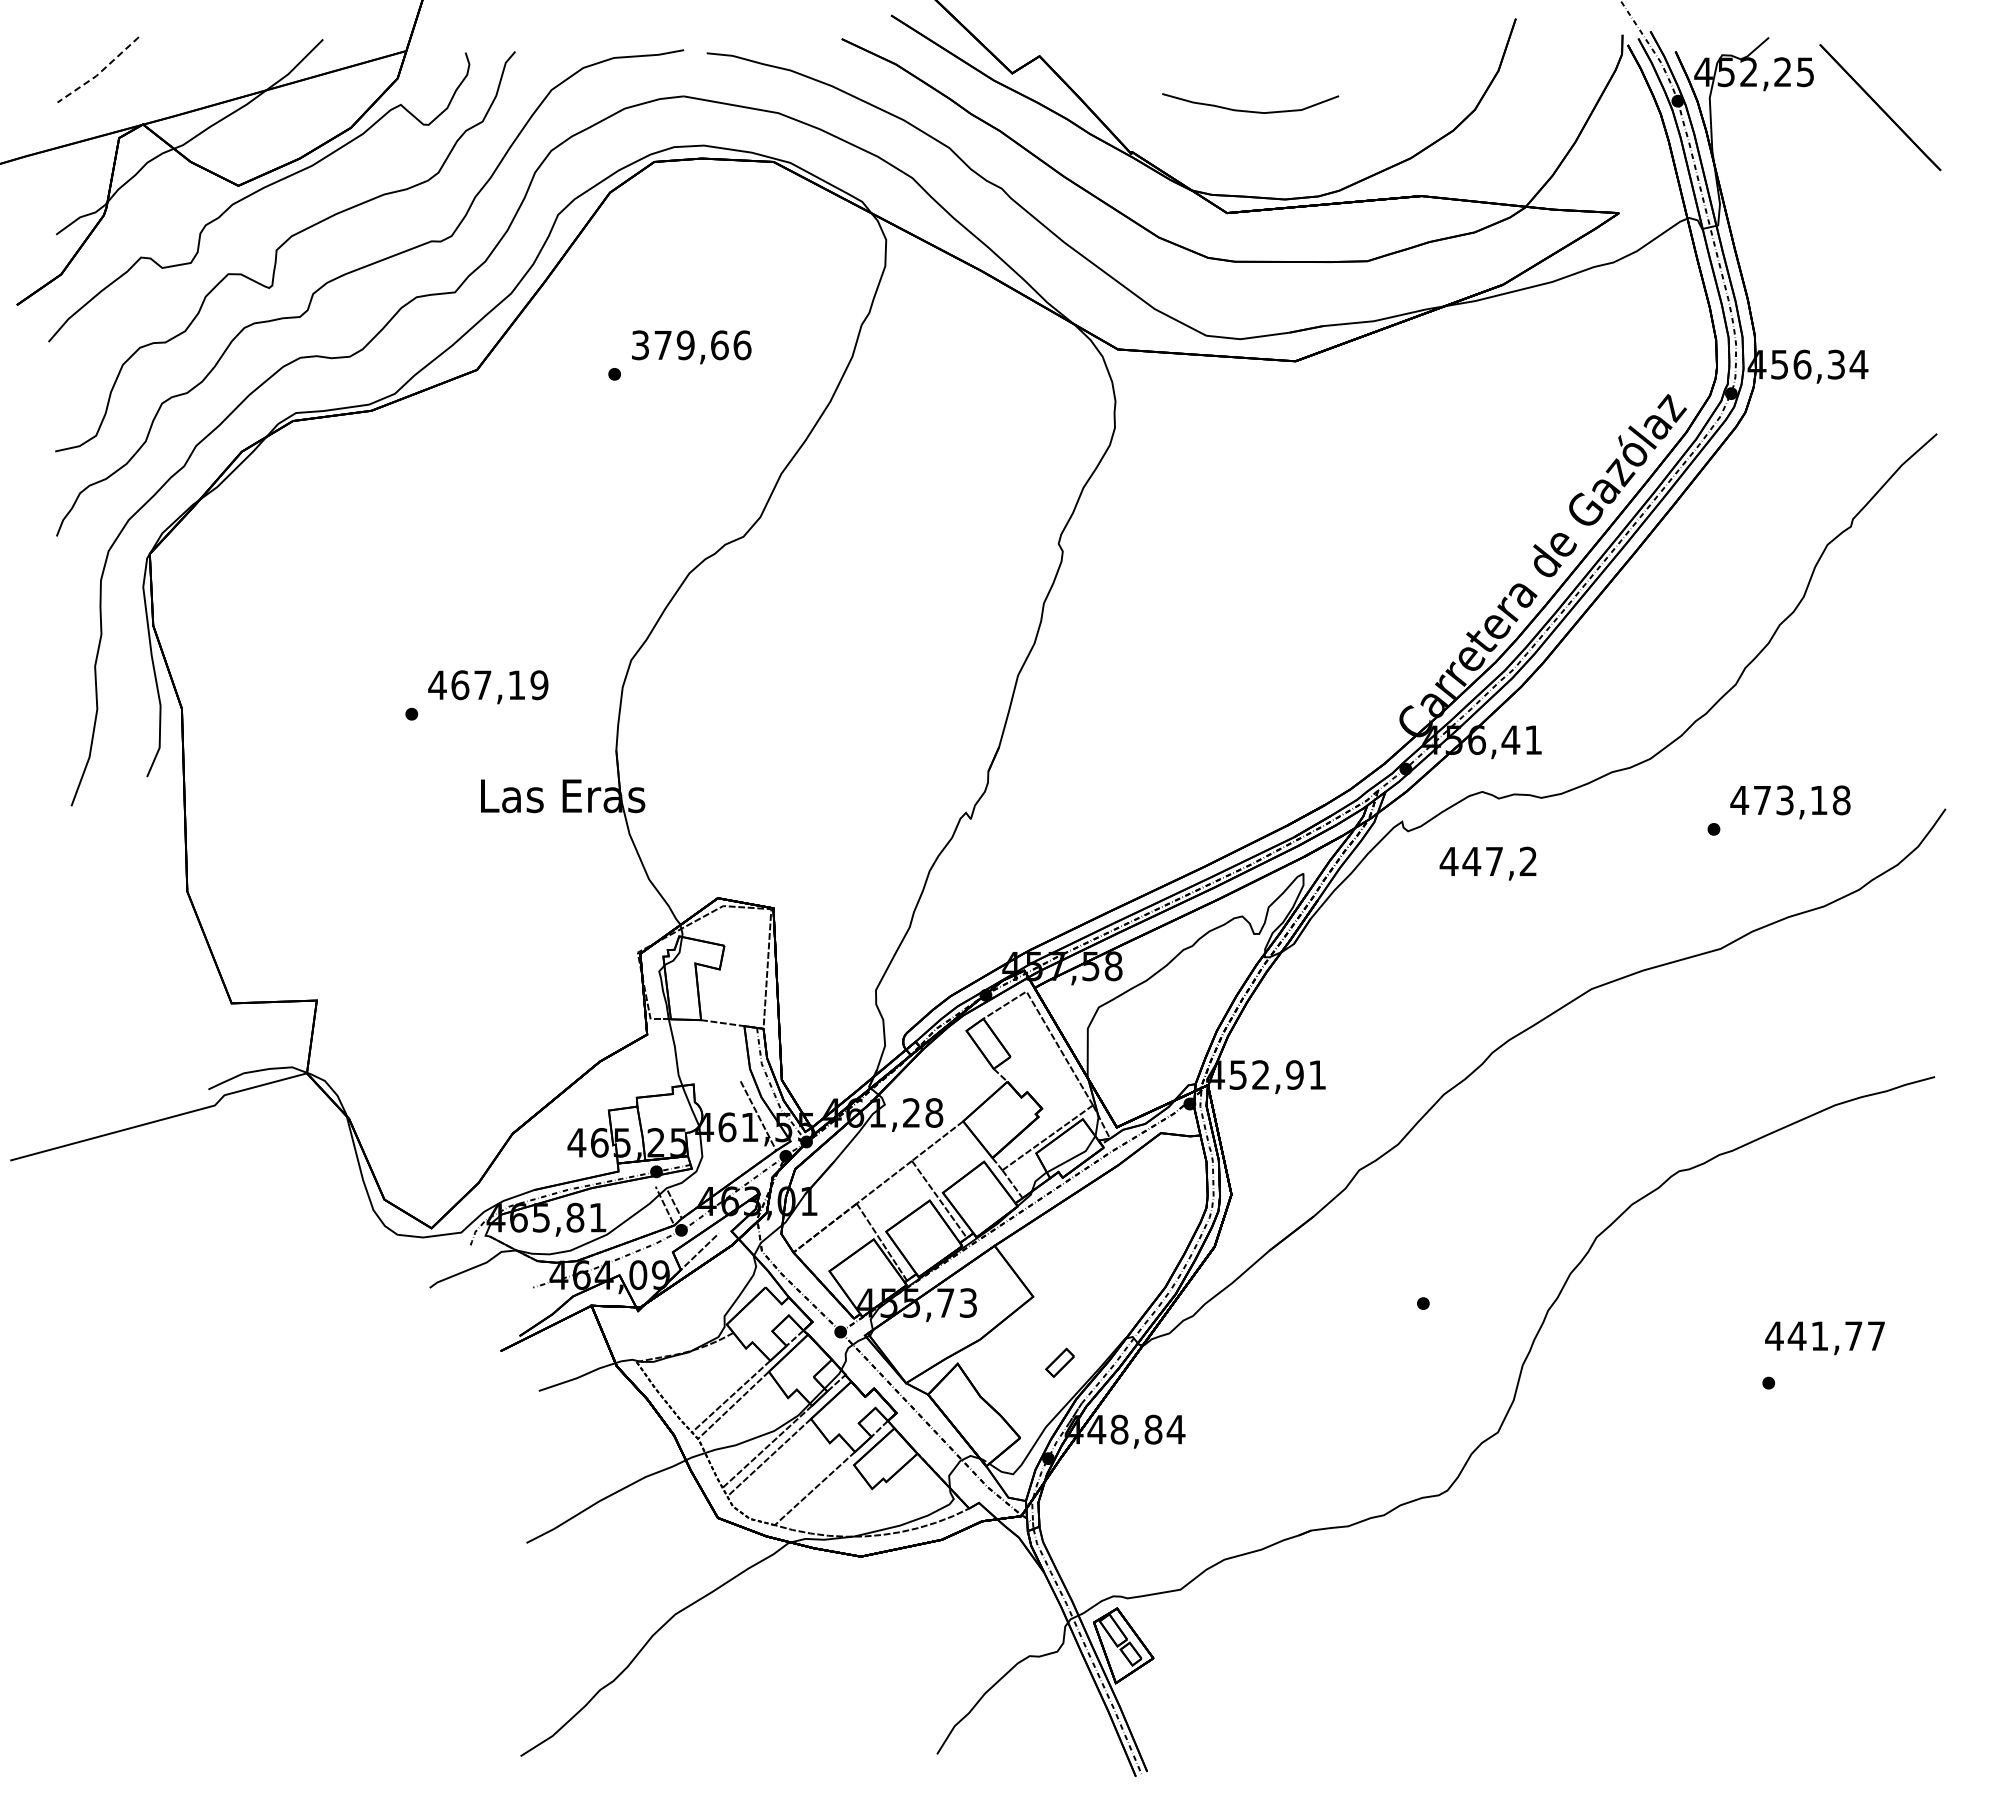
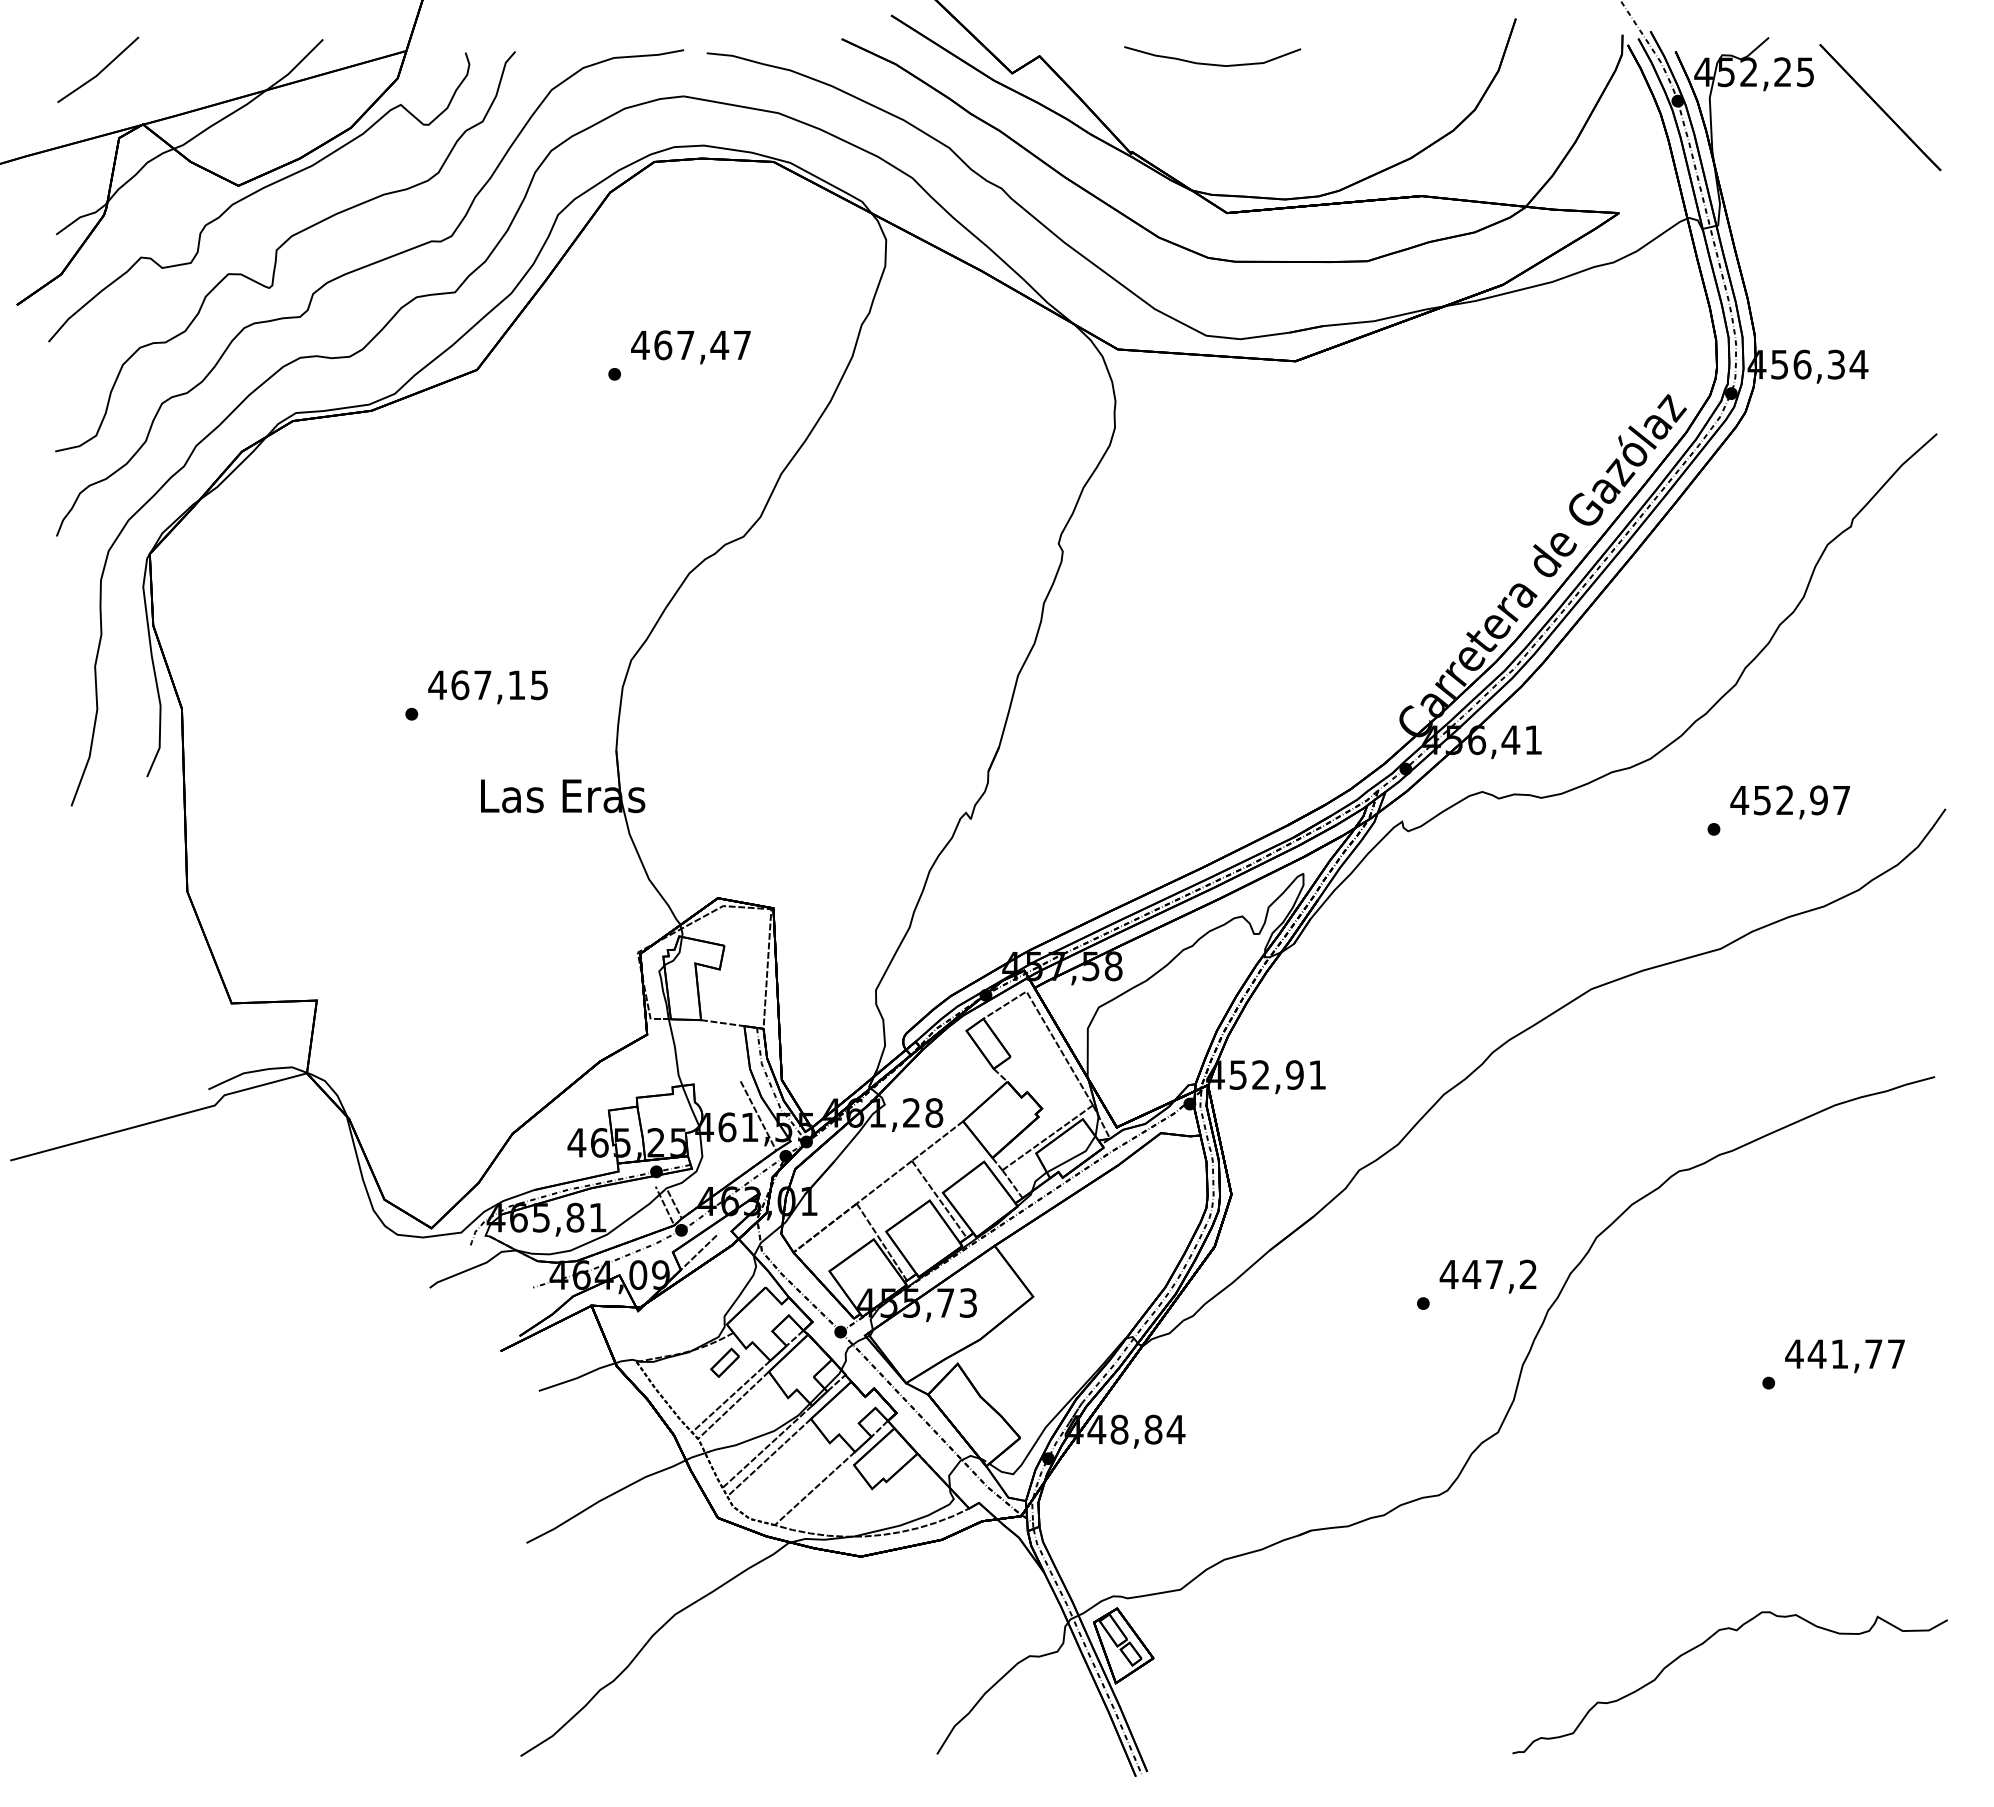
line: dashed -> solid (99, 73)
curve position: (1250, 110) -> (1212, 63) (1212, 63)
text: 379,66 -> 467,47 (691, 345)
text: 467,19 -> 467,15 (539, 684)
text: 473,18 -> 452,97 (1802, 800)
text position: (1487, 863) -> (1487, 1276) (1487, 1276)
text position: (1824, 1338) -> (1844, 1356) (1844, 1356)
part position: (1059, 1362) -> (724, 1362) (724, 1362)
curve: none -> present (1703, 1644)
